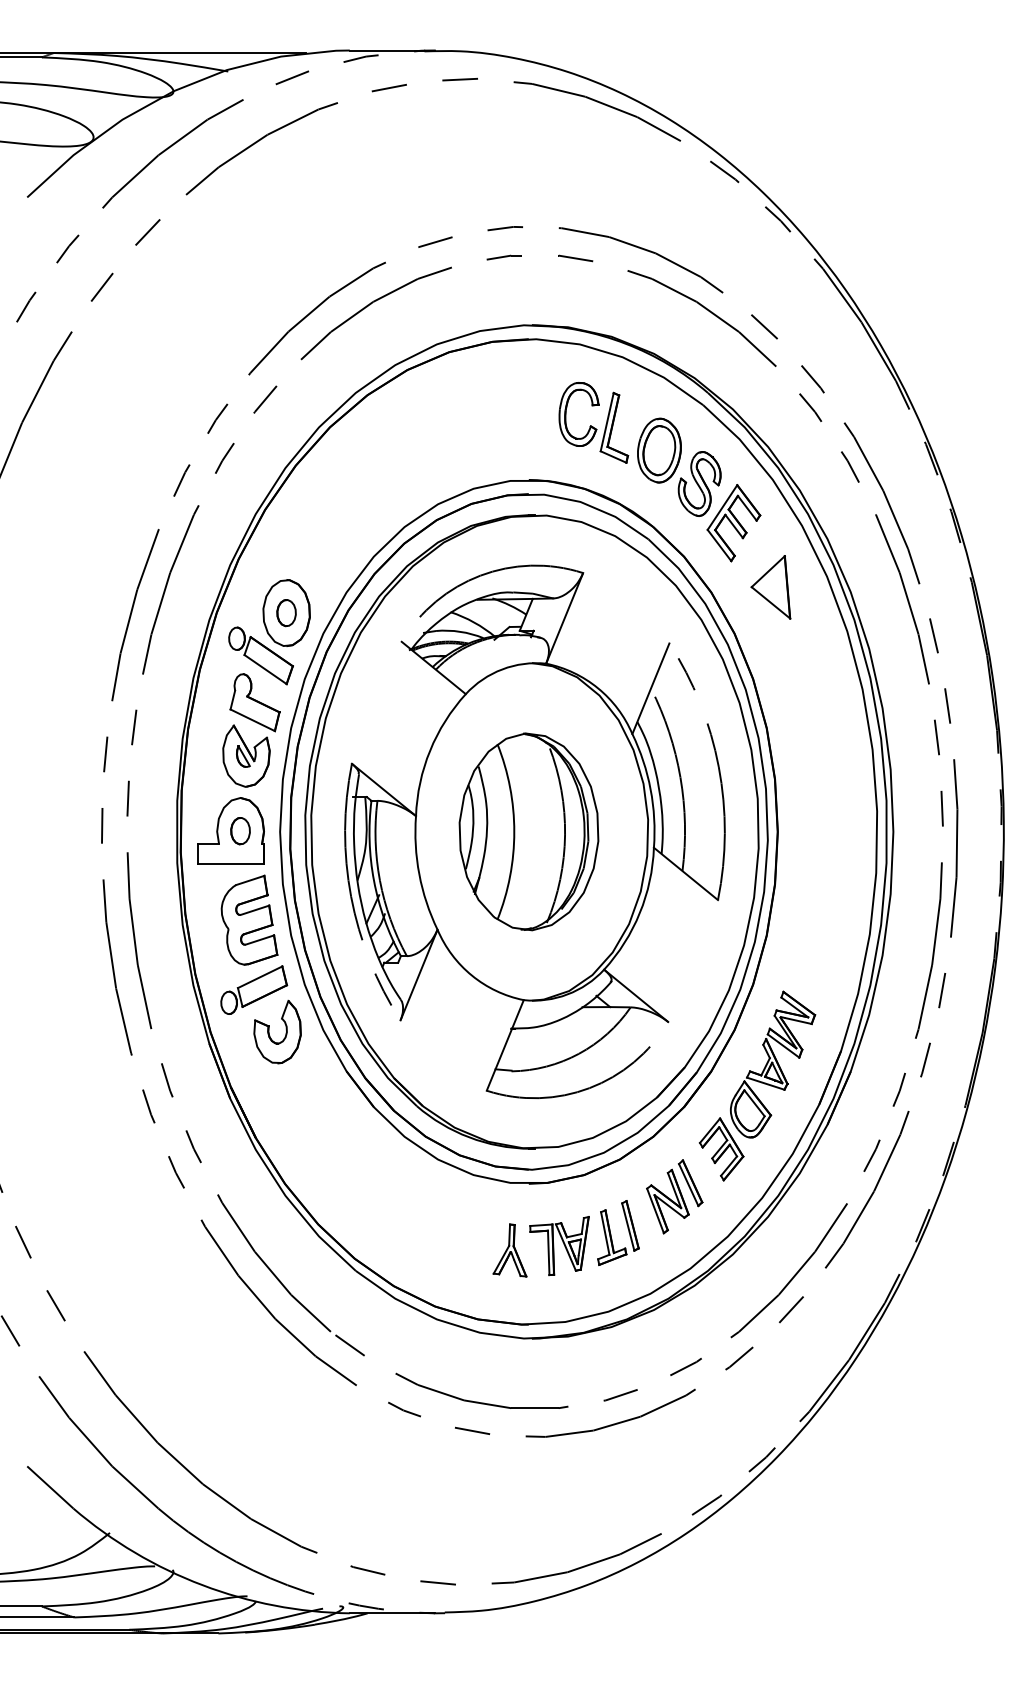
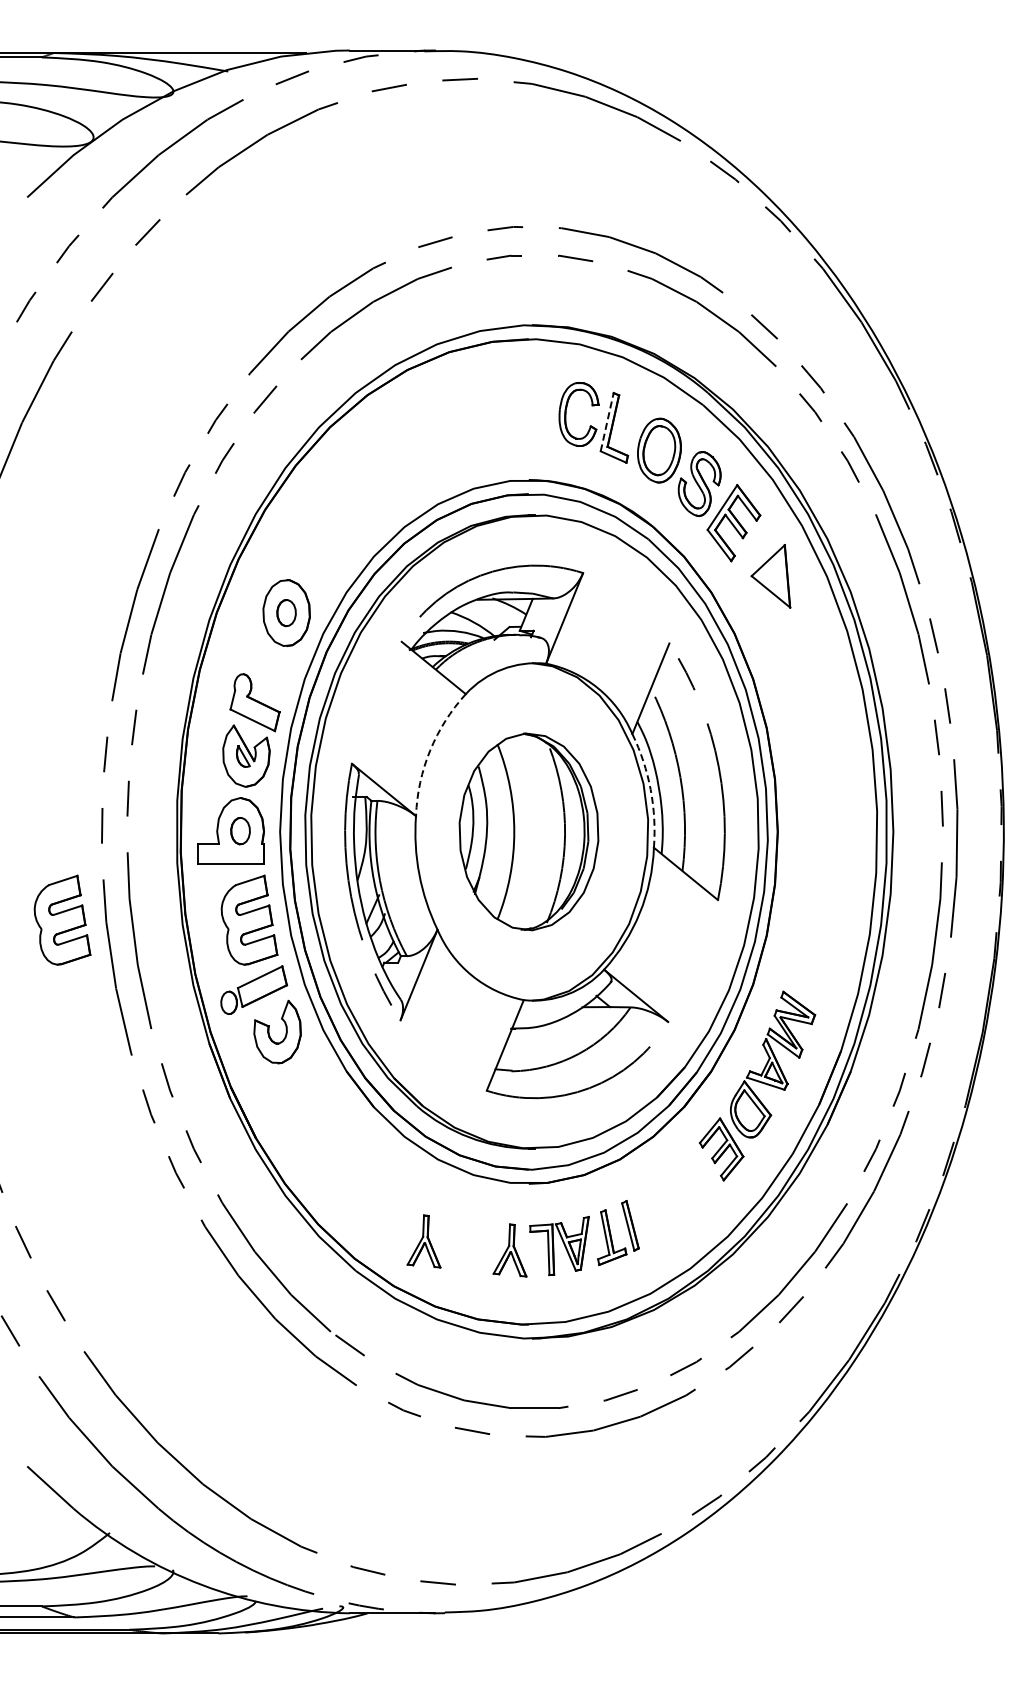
line: solid -> dashed (607, 422)
part position: (770, 587) -> (770, 576) (770, 576)
part: present -> none (260, 655)
arc: solid -> dashed (430, 750)
arc: solid -> dashed (650, 789)
part: none -> present (62, 919)
part: present -> none (674, 1196)
part: none -> present (423, 1241)
